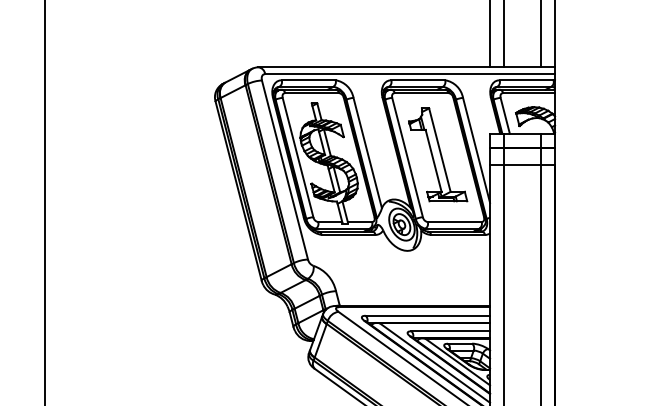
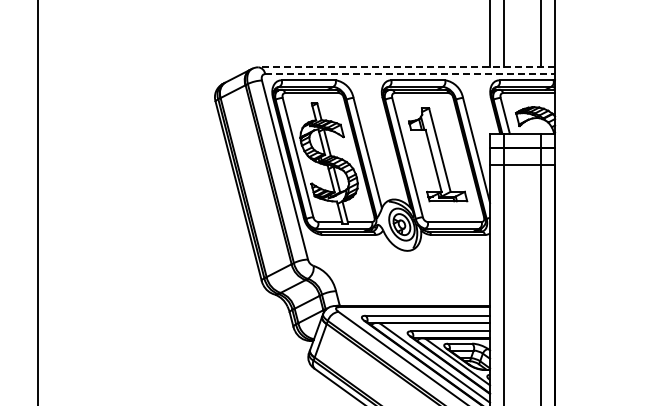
line: solid -> dashed (406, 67)
line: solid -> dashed (410, 74)
line position: (44, 202) -> (37, 202) (37, 202)
